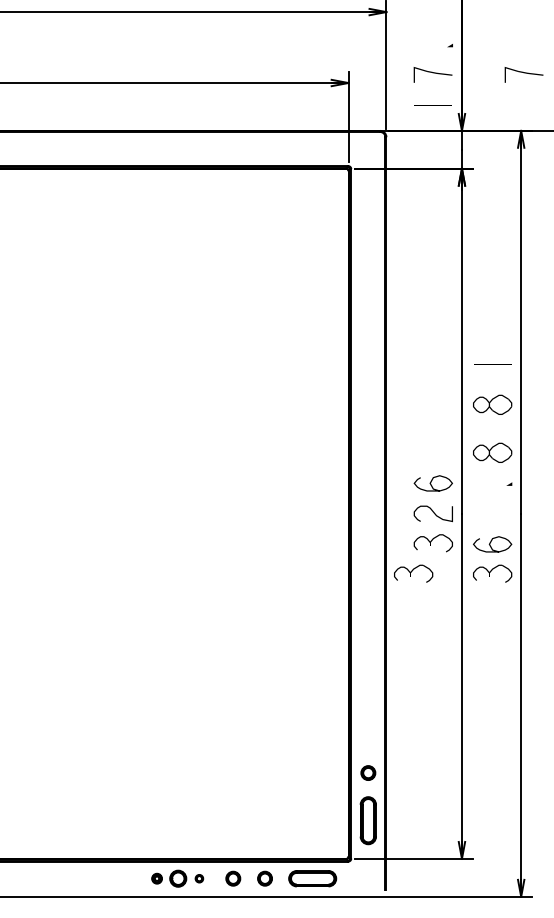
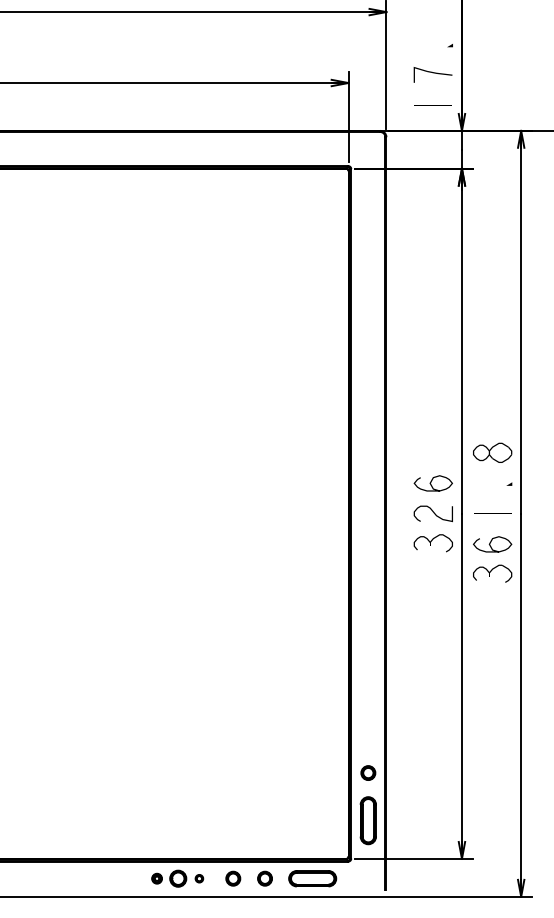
part: present -> none (523, 74)
line position: (492, 364) -> (492, 513) (492, 513)
part: present -> none (492, 404)
part: present -> none (413, 573)
